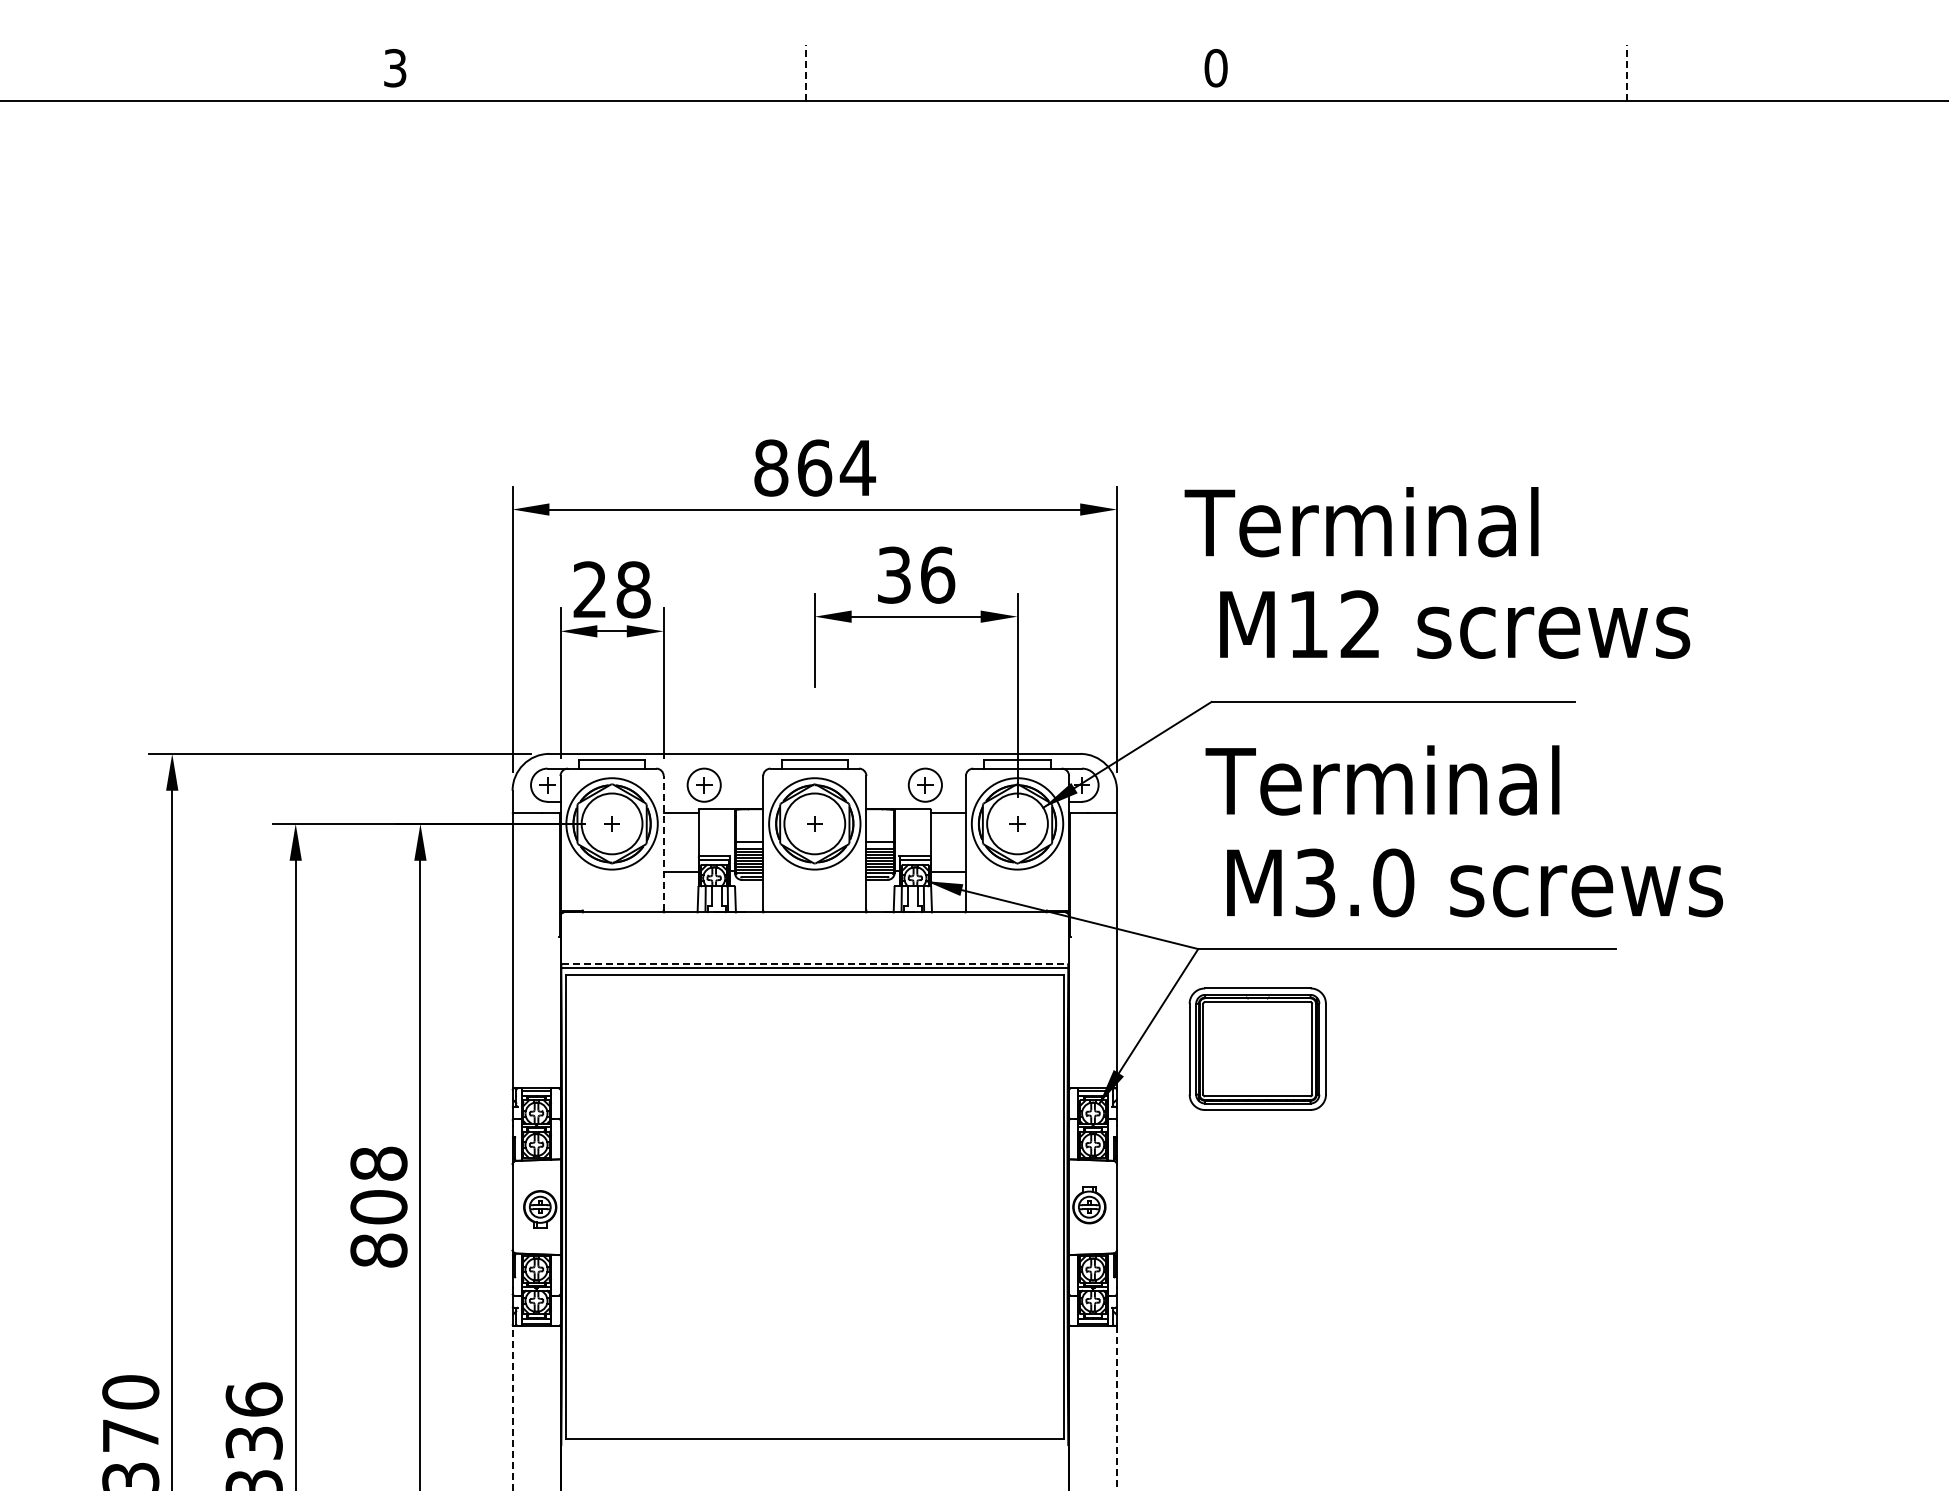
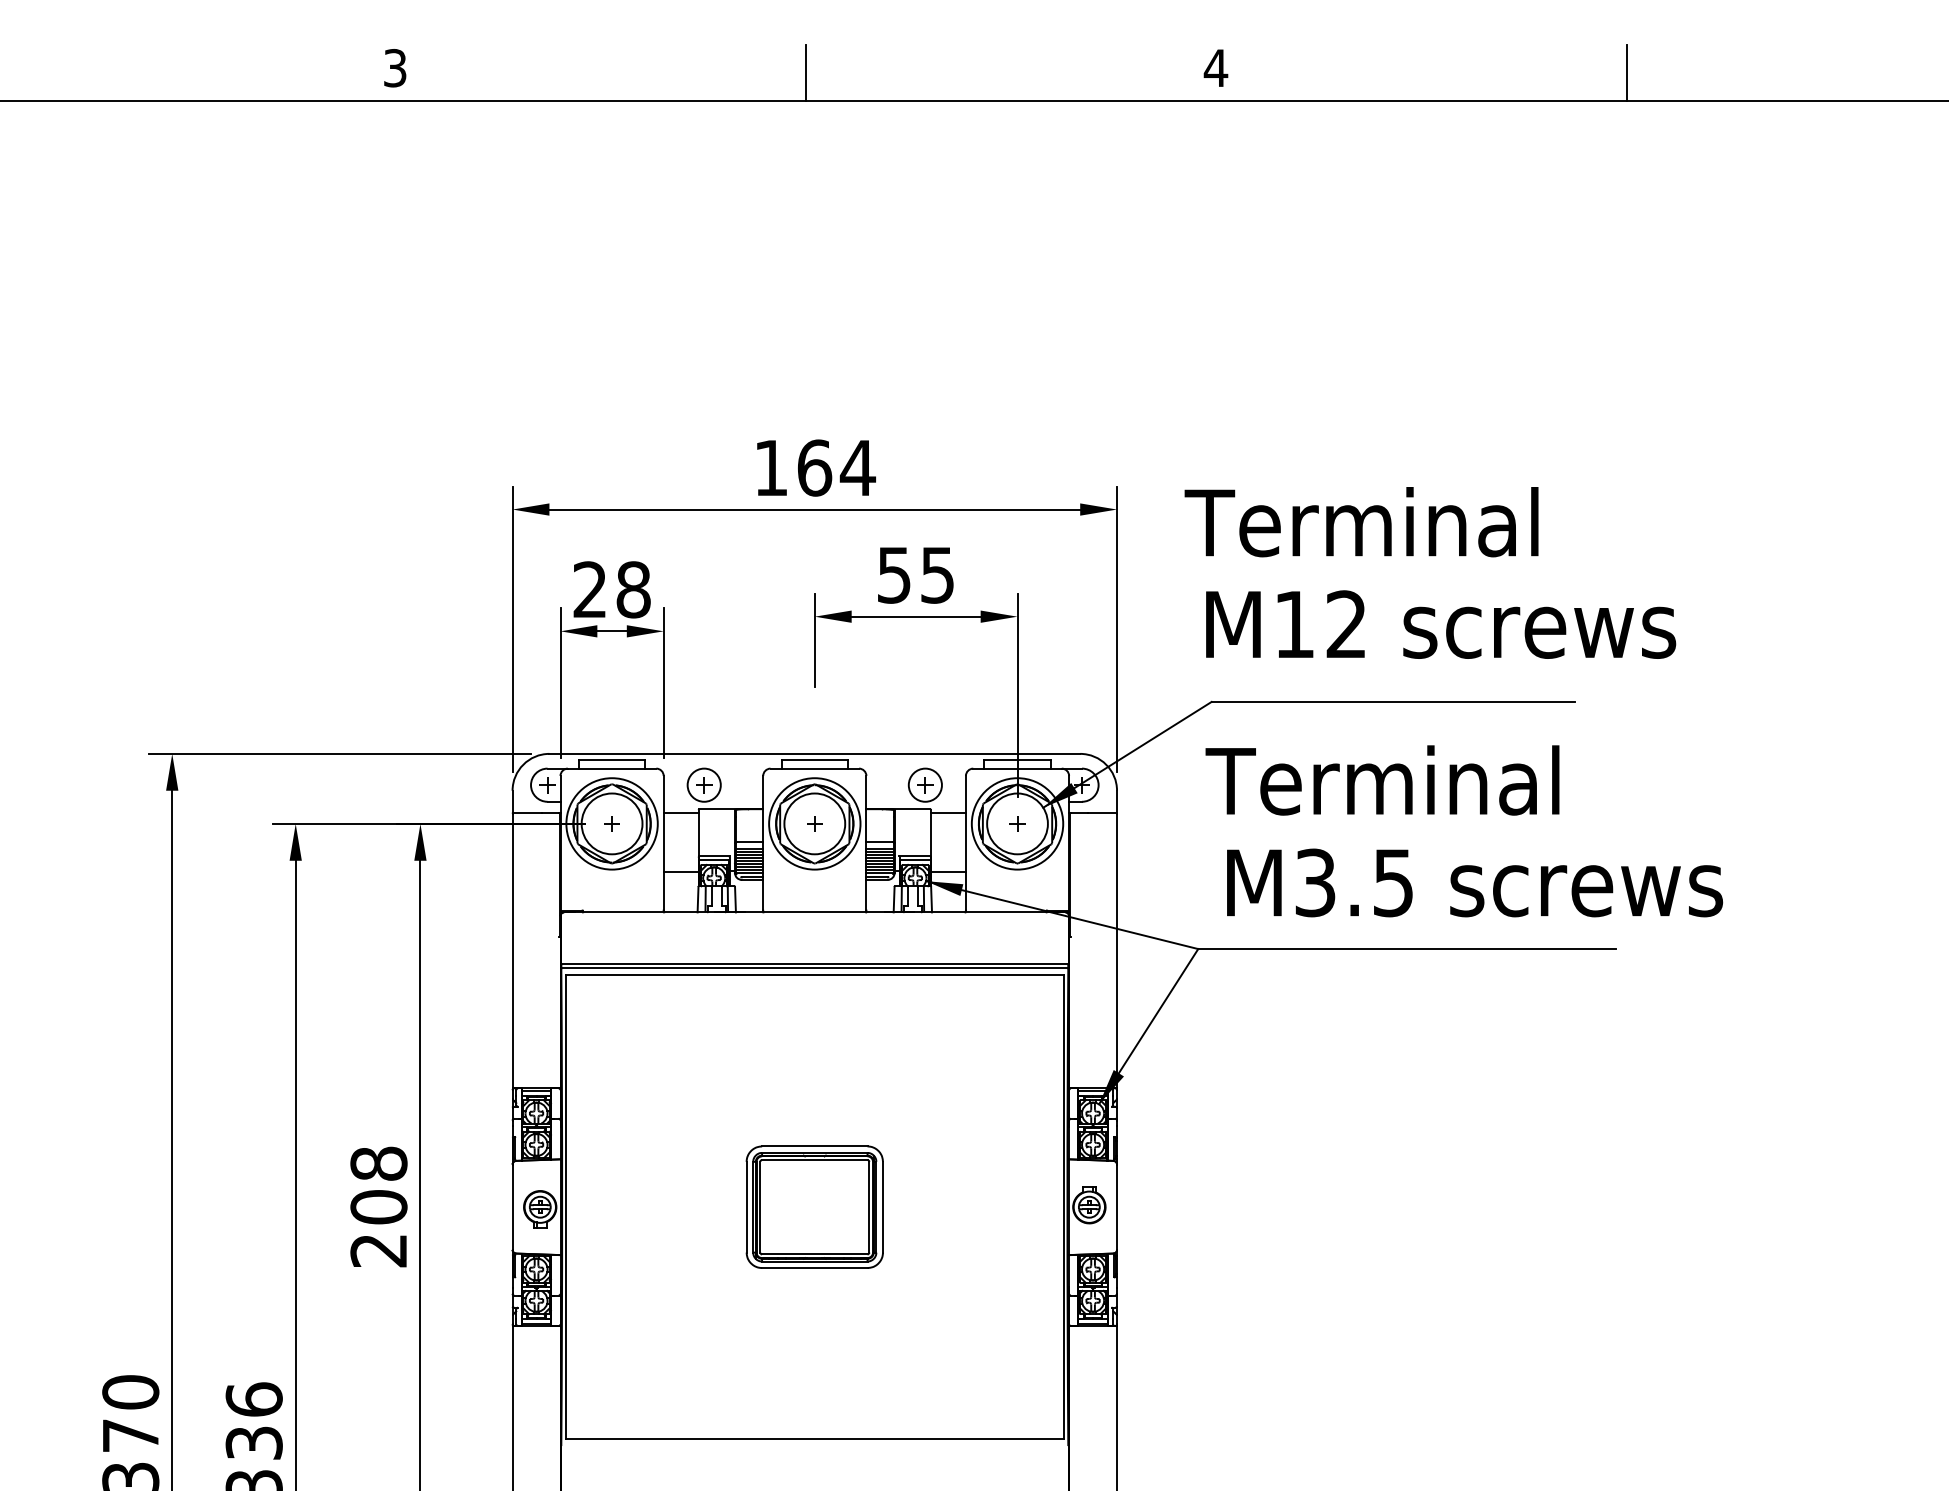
text: 0 -> 4 (1215, 68)
line: dashed -> solid (805, 72)
line: dashed -> solid (1626, 72)
text: 864 -> 164 (771, 467)
text: 36 -> 55 (916, 574)
text position: (1455, 624) -> (1441, 624) (1441, 624)
line: dashed -> solid (663, 842)
text: M3.0 -> M3.5 (1393, 882)
line: dashed -> solid (814, 963)
part position: (1257, 1048) -> (814, 1206) (814, 1206)
text: 808 -> 208 (378, 1250)
line: dashed -> solid (512, 1408)
line: dashed -> solid (1117, 1408)
